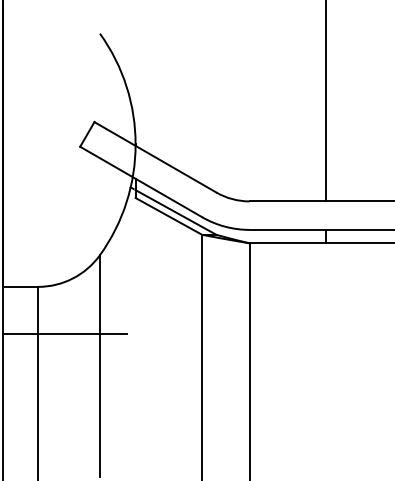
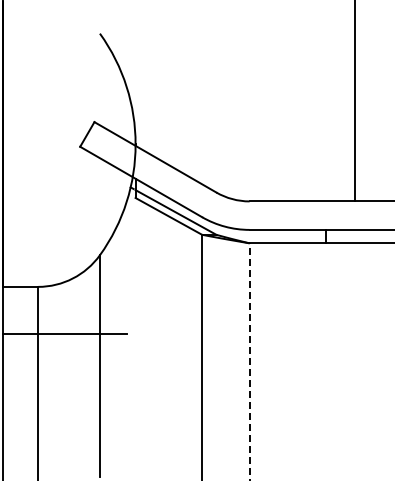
line position: (325, 101) -> (354, 101) (354, 101)
line: solid -> dashed (249, 361)
